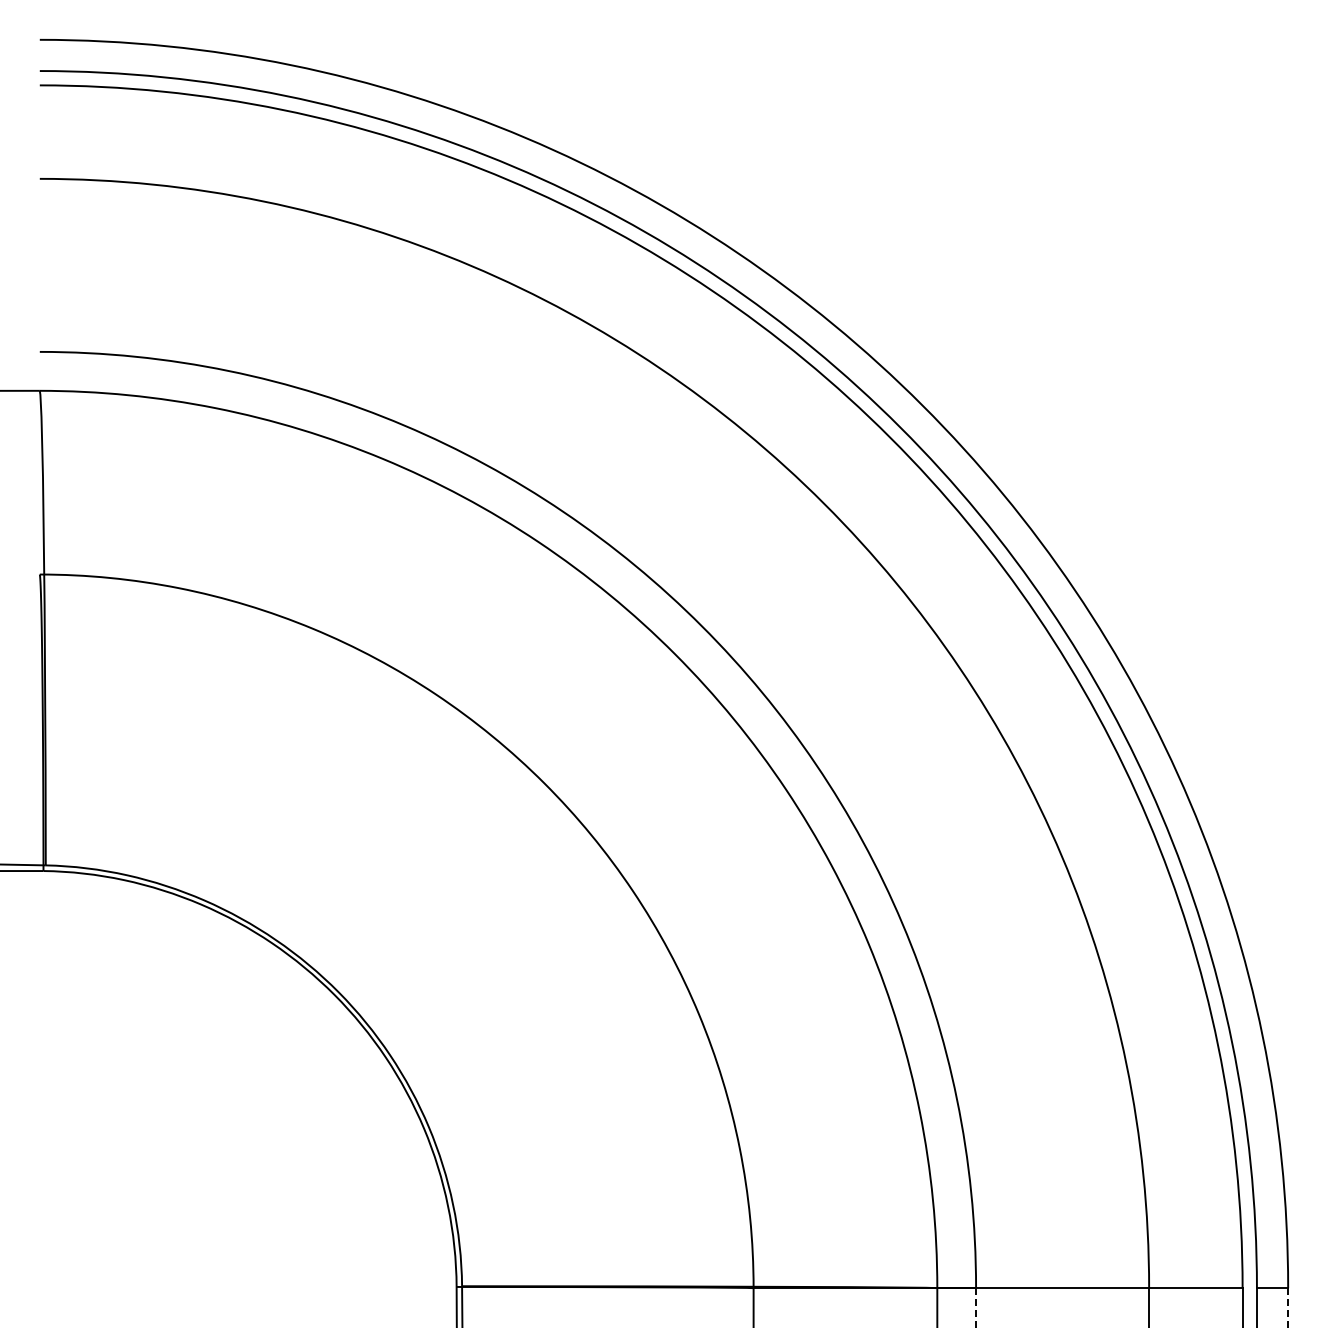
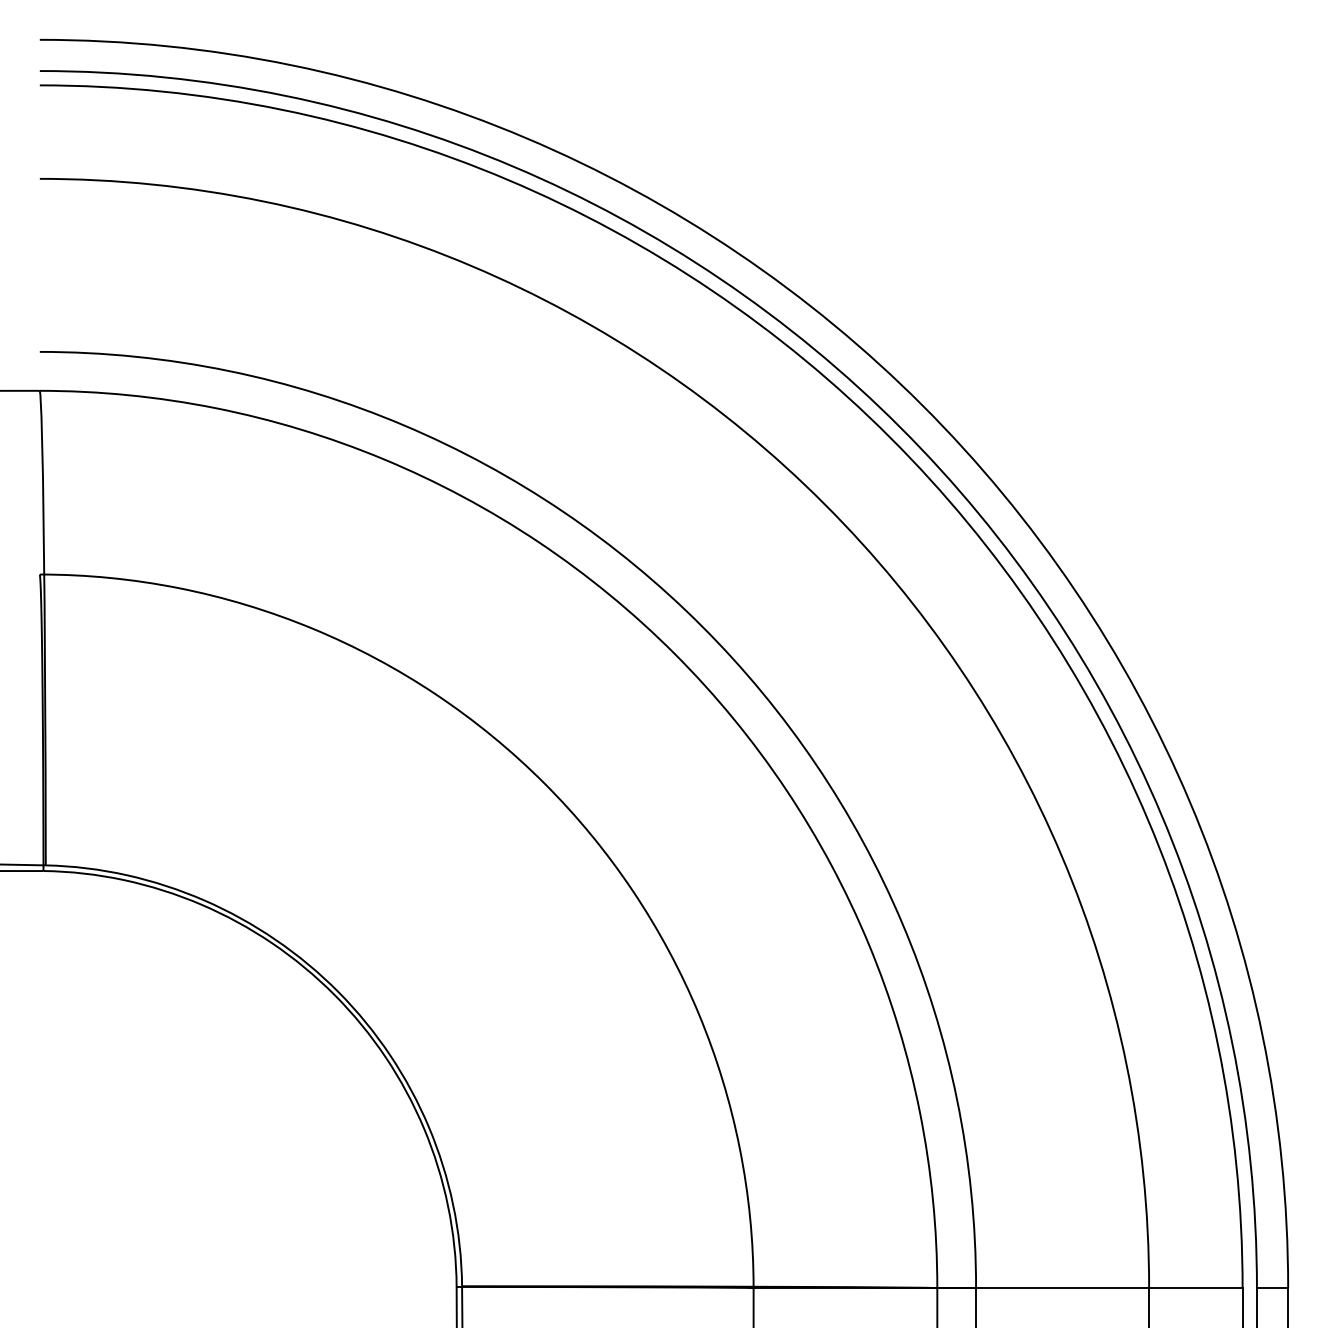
line: dashed -> solid (976, 1308)
line: dashed -> solid (1288, 1308)
